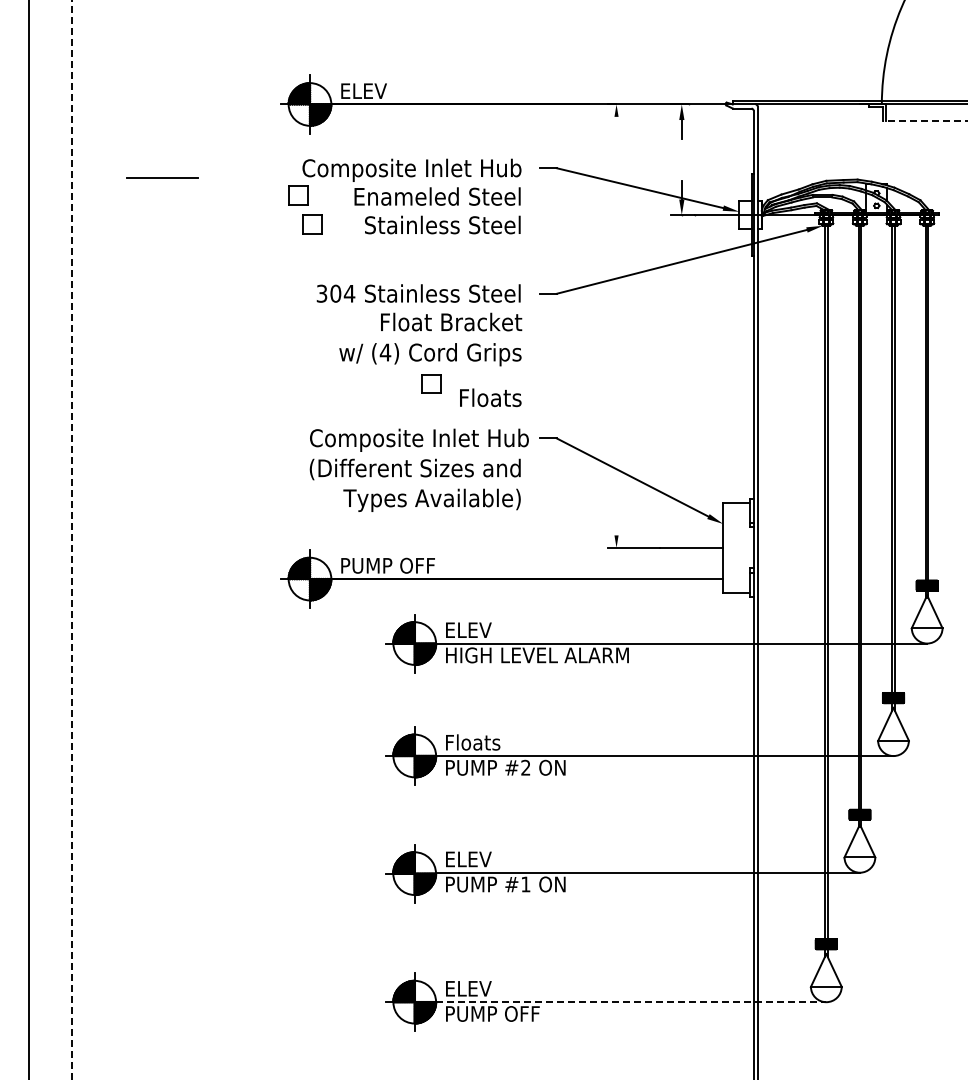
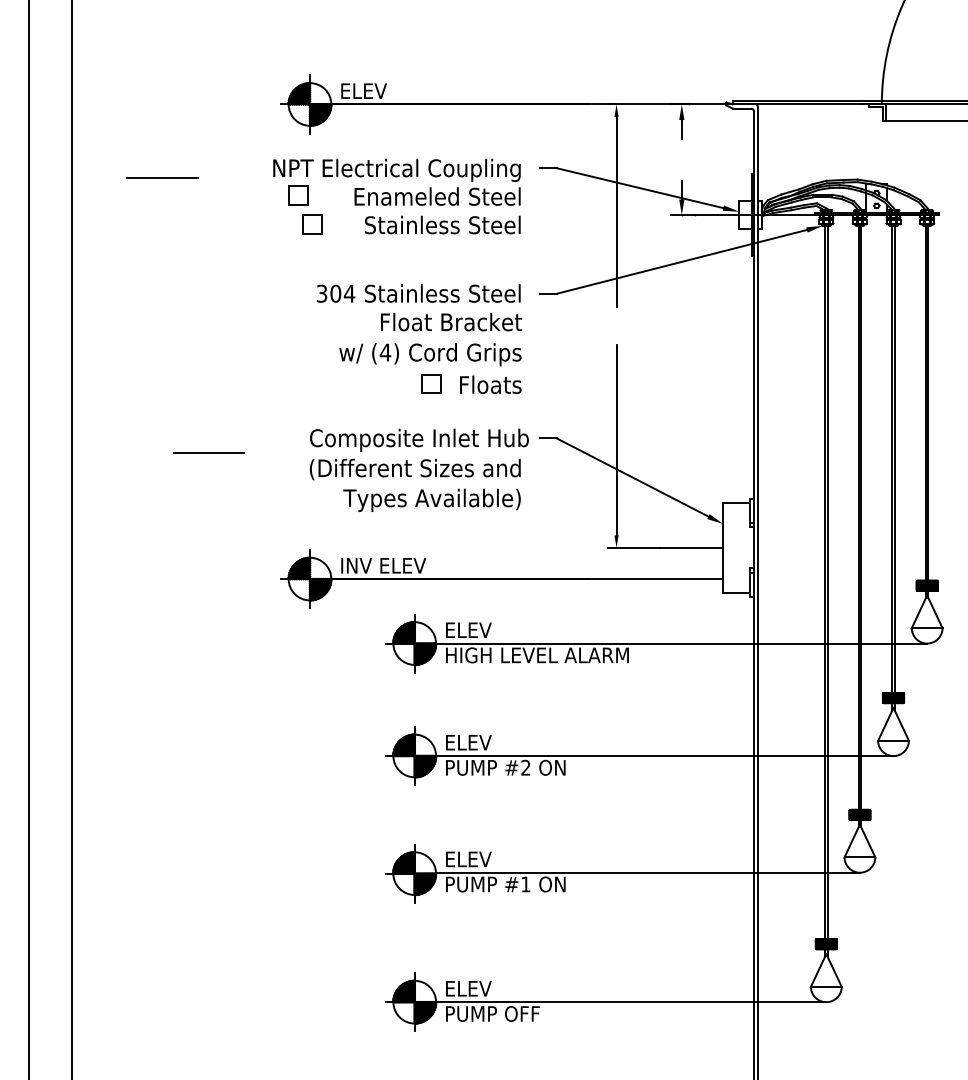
line: dashed -> solid (924, 121)
text: Composite Inlet Hub -> NPT Electrical Coupling (397, 169)
line: none -> present (616, 211)
text position: (490, 397) -> (490, 384) (490, 384)
line: none -> present (616, 440)
line: none -> present (209, 453)
line: dashed -> solid (71, 539)
text: PUMP OFF -> INV ELEV (388, 565)
text: Floats -> ELEV (473, 742)
line: dashed -> solid (631, 1002)
